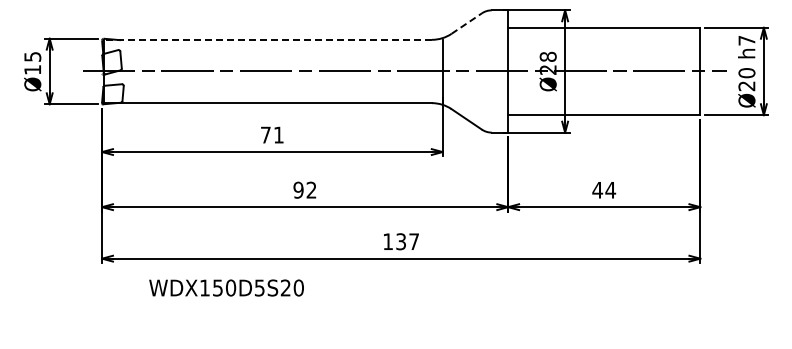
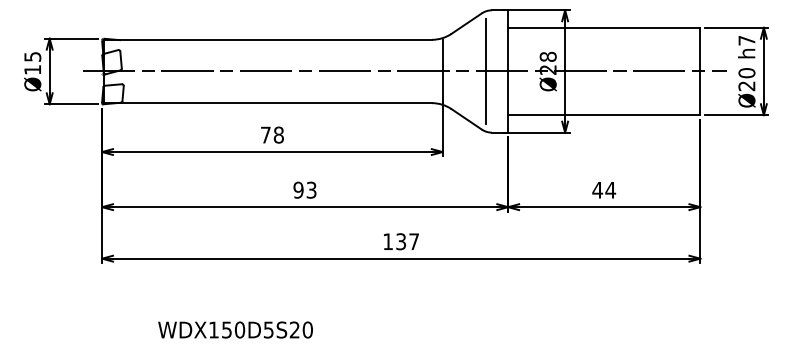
line: dashed -> solid (467, 23)
line: dashed -> solid (268, 39)
line: none -> present (486, 70)
text: 71 -> 78 (278, 134)
text: 92 -> 93 (311, 190)
text position: (226, 287) -> (235, 329) (235, 329)
